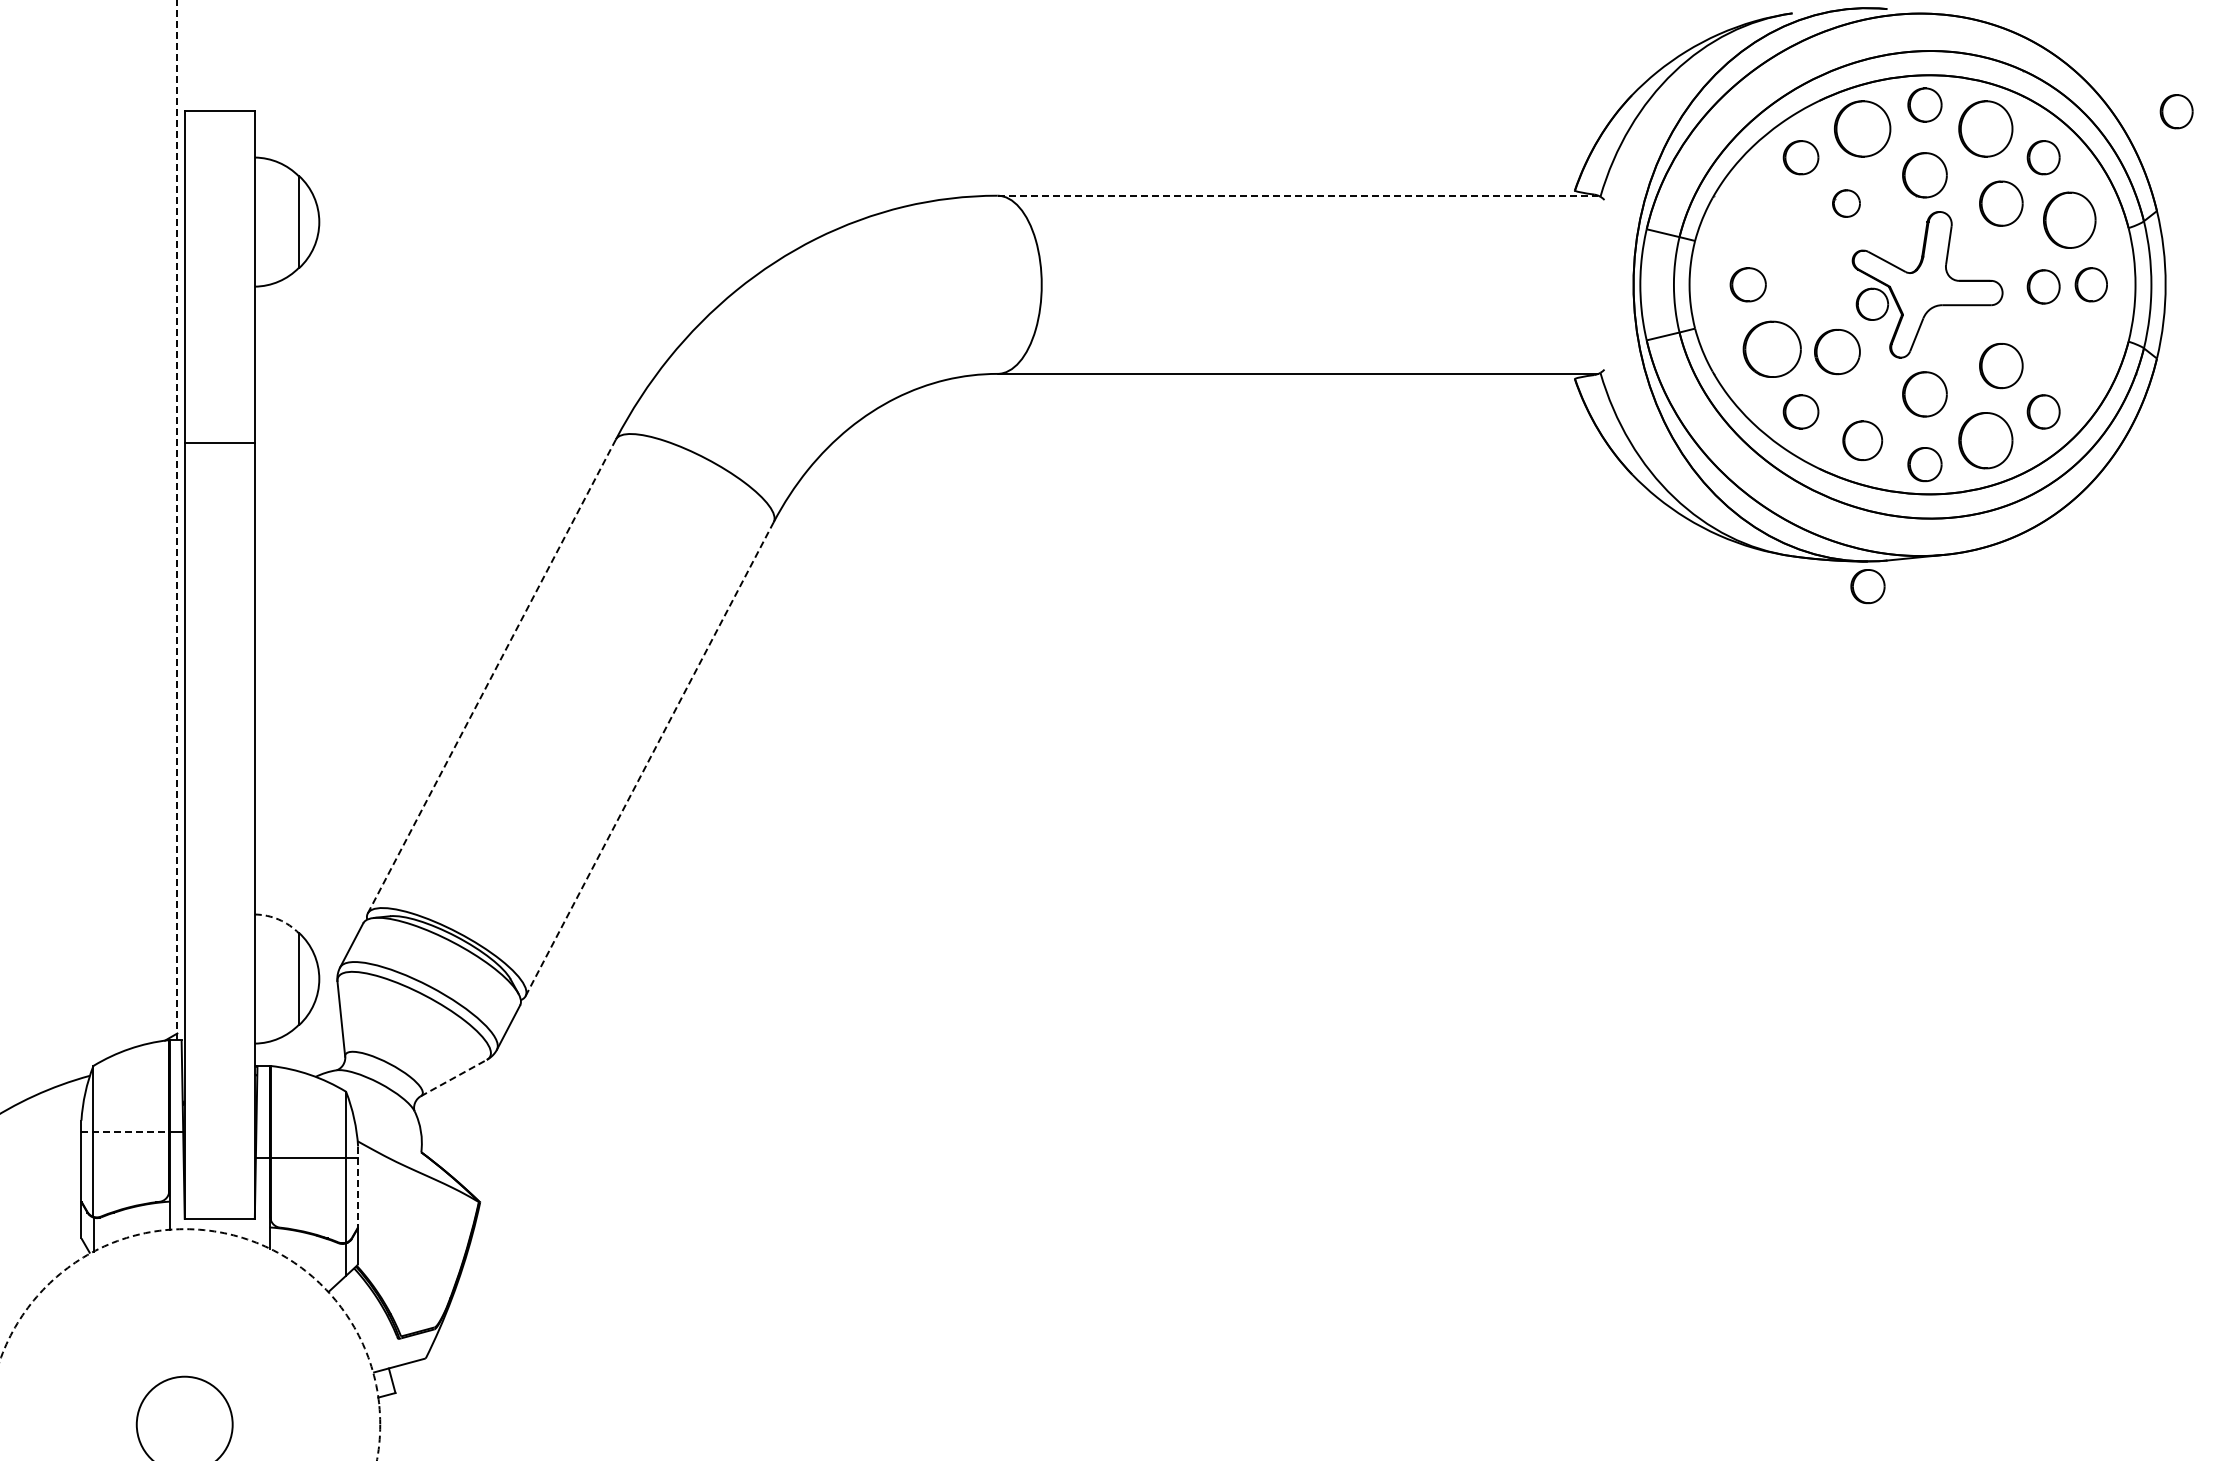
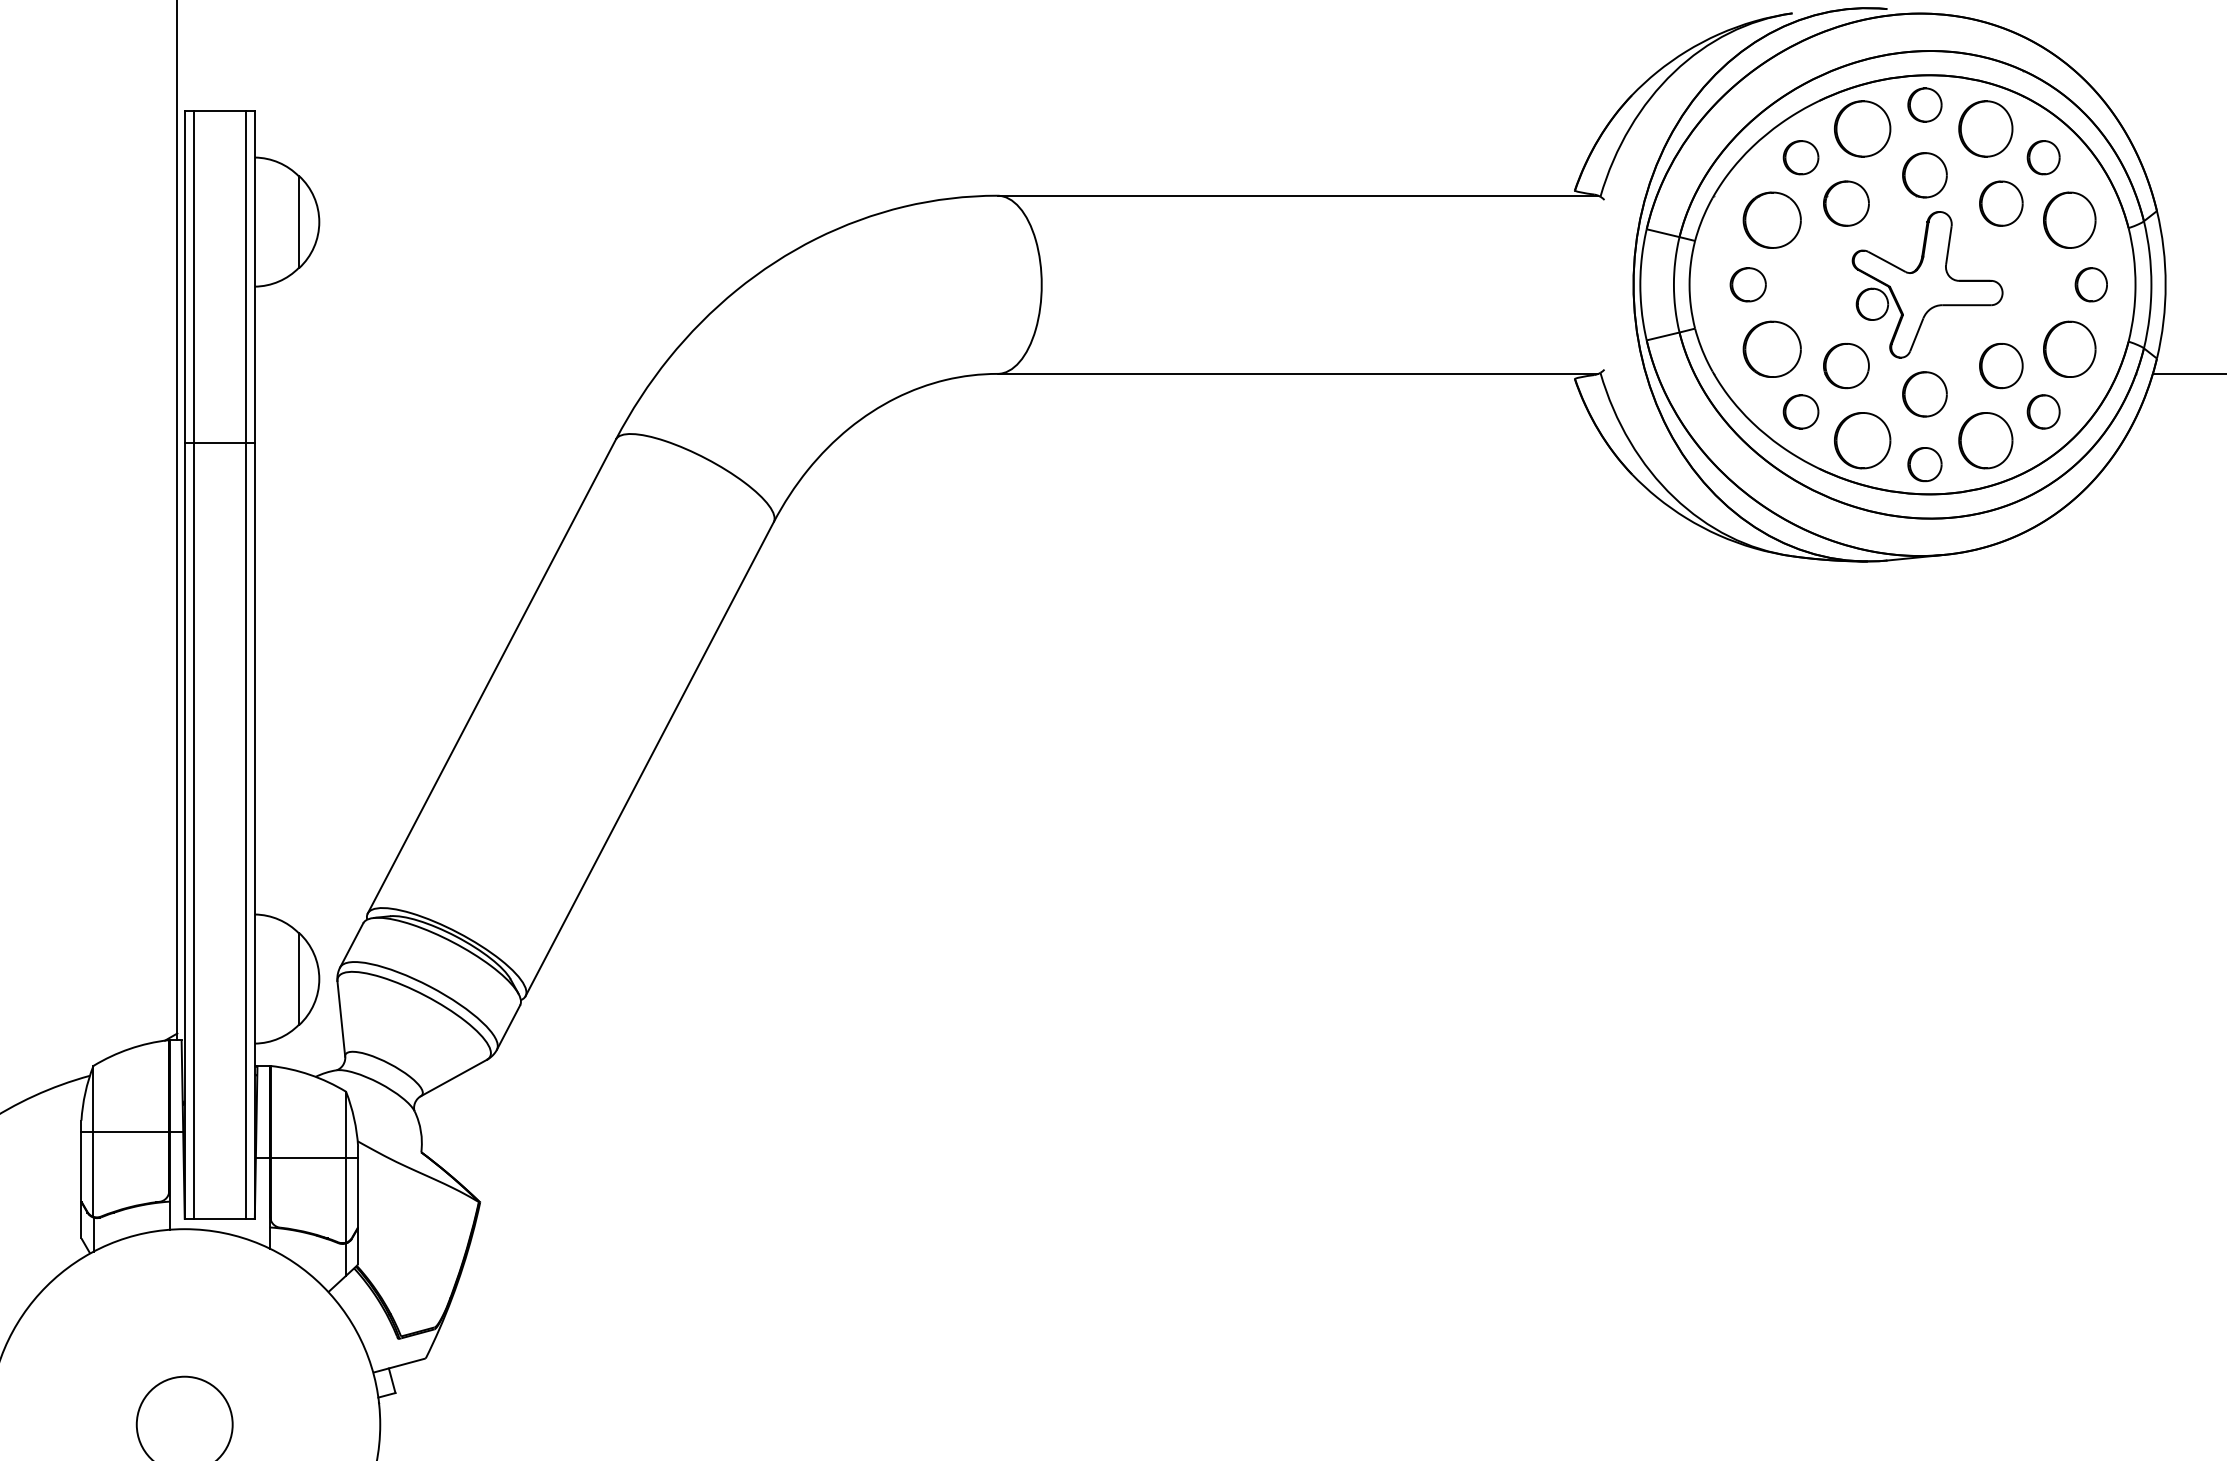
part: present -> none (2176, 111)
line: dashed -> solid (1298, 195)
part size: 29x29 px -> 47x47 px (1846, 203)
part: none -> present (1771, 219)
part: present -> none (2043, 286)
part: none -> present (2069, 348)
part position: (1837, 352) -> (1846, 366) (1846, 366)
line: none -> present (2187, 373)
part size: 42x41 px -> 58x58 px (1862, 440)
line: dashed -> solid (177, 520)
part: present -> none (1867, 586)
line: none -> present (193, 664)
line: none -> present (245, 664)
line: dashed -> solid (491, 676)
line: dashed -> solid (649, 759)
arc: dashed -> solid (278, 919)
line: dashed -> solid (453, 1078)
line: dashed -> solid (125, 1132)
line: dashed -> solid (358, 1187)
circle: dashed -> solid (190, 1344)
